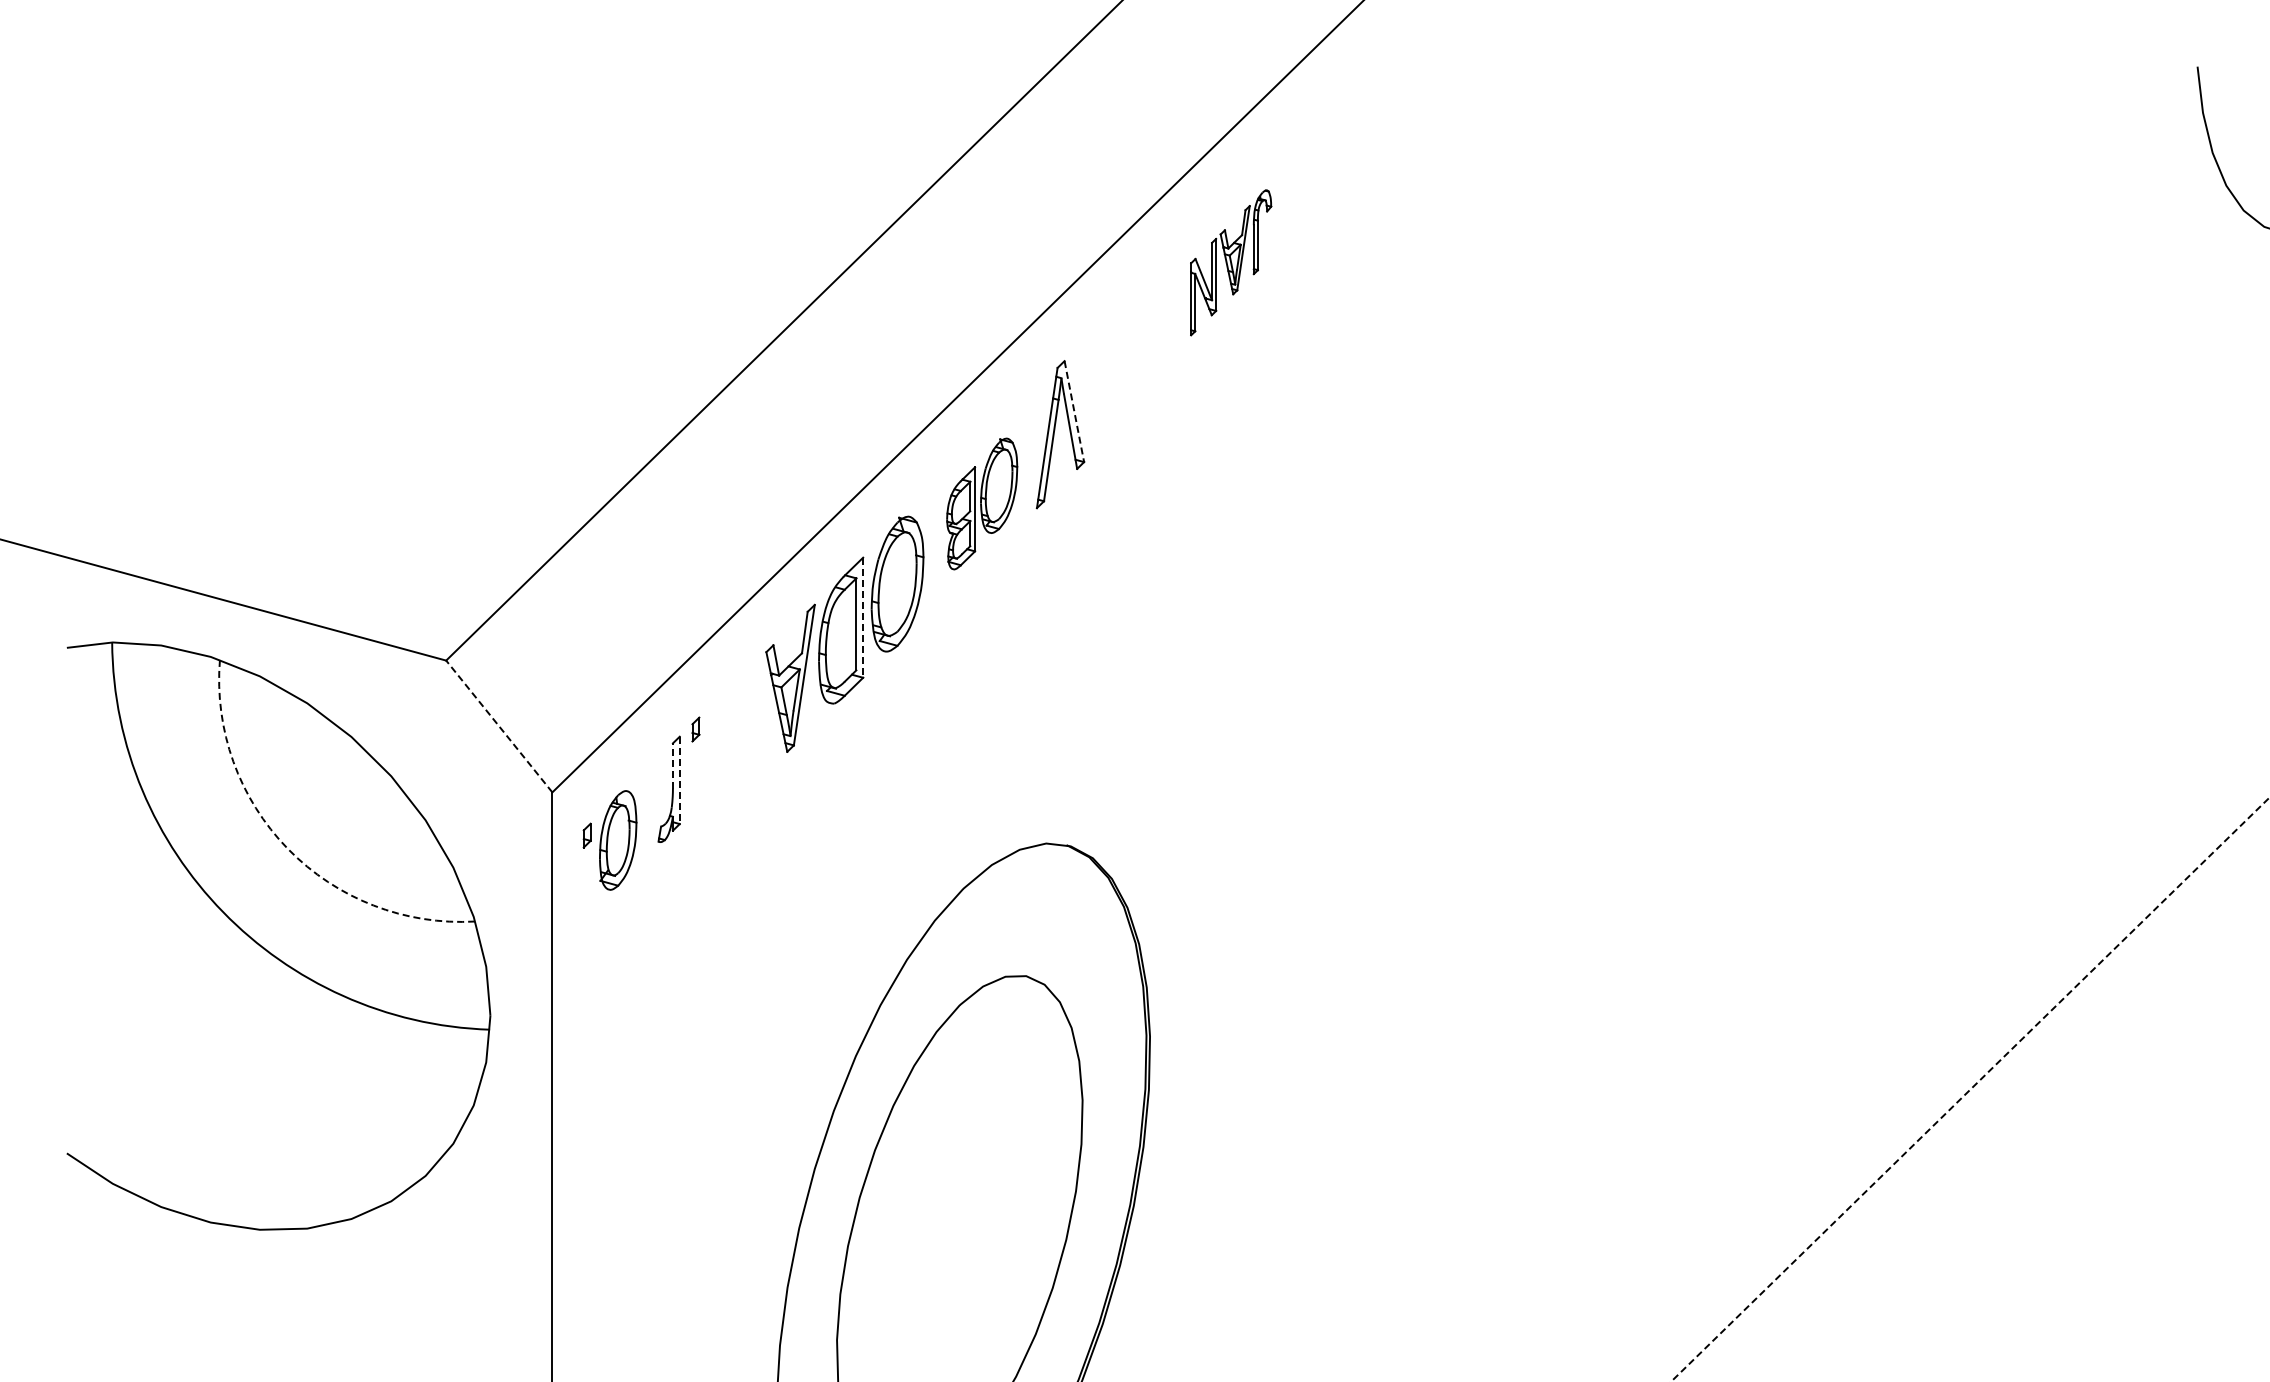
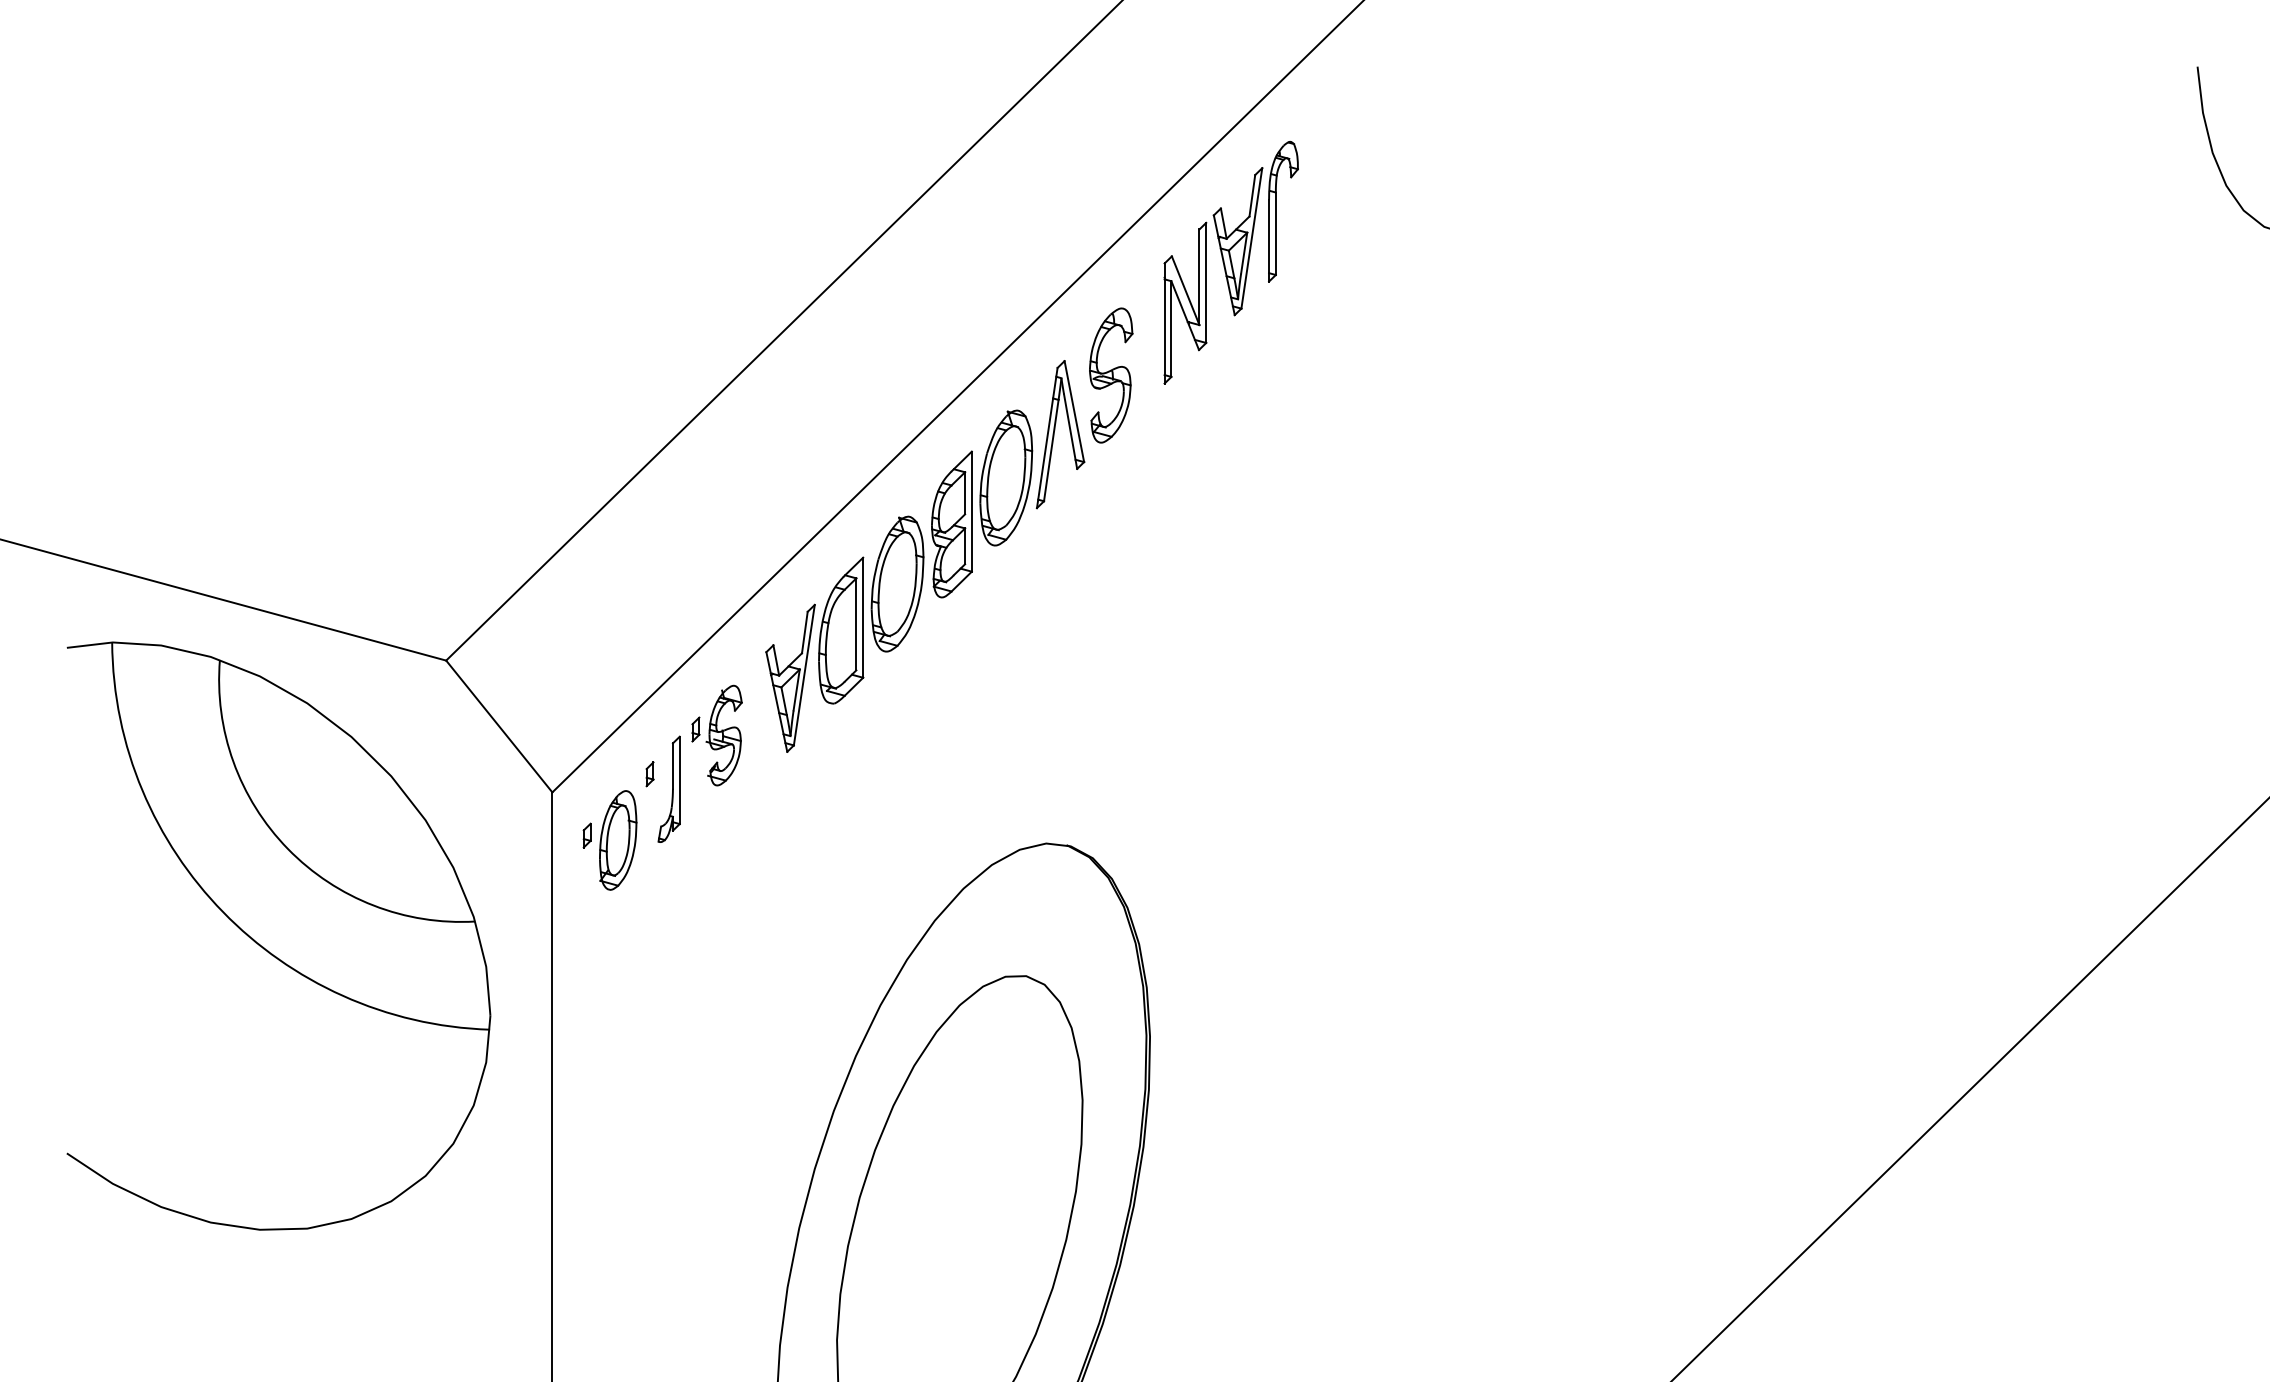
part size: 83x148 px -> 136x244 px (1230, 262)
part: none -> present (1111, 375)
line: dashed -> solid (1074, 412)
part size: 73x134 px -> 103x190 px (982, 503)
line: dashed -> solid (863, 618)
line: dashed -> solid (499, 726)
part: none -> present (723, 735)
line: dashed -> solid (672, 765)
part: none -> present (649, 774)
line: dashed -> solid (679, 780)
arc: dashed -> solid (287, 848)
line: dashed -> solid (1970, 1089)
